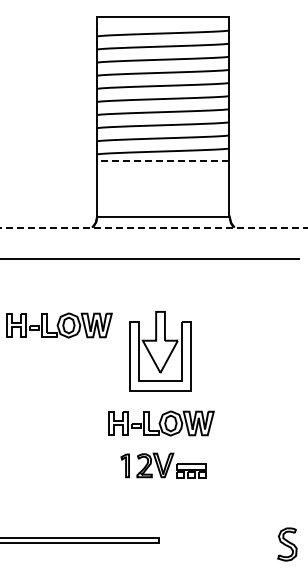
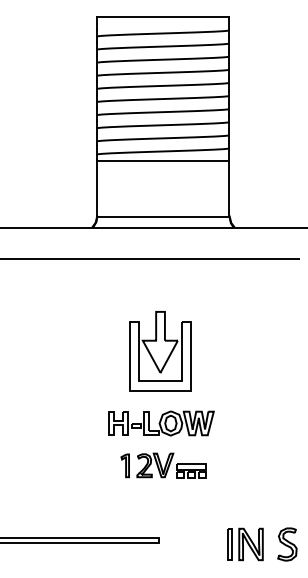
line: dashed -> solid (162, 161)
line: dashed -> solid (153, 227)
part: present -> none (59, 325)
part: none -> present (245, 544)
